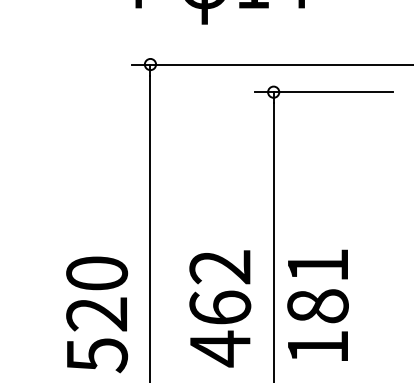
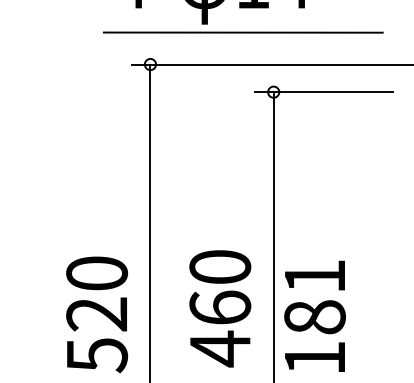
line: none -> present (242, 32)
text: 462 -> 460 (220, 267)
text position: (317, 304) -> (314, 315) (314, 315)
